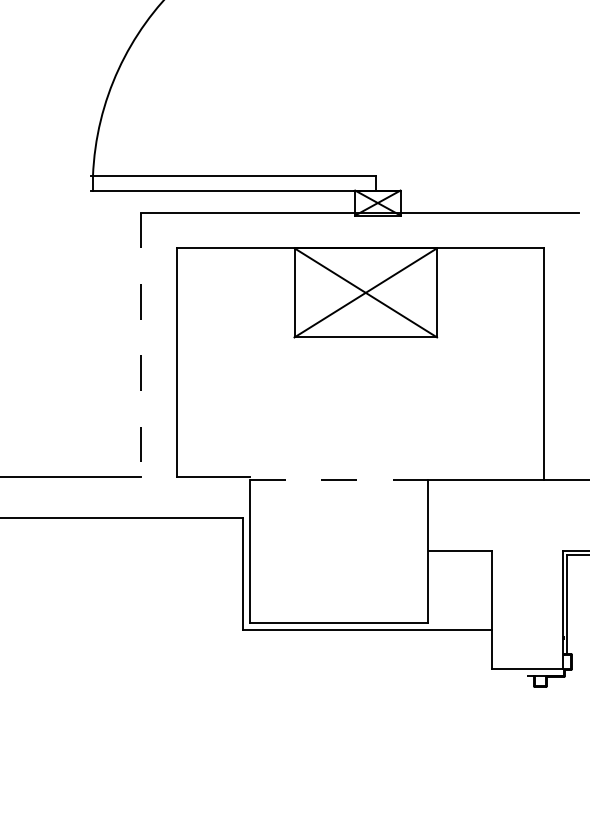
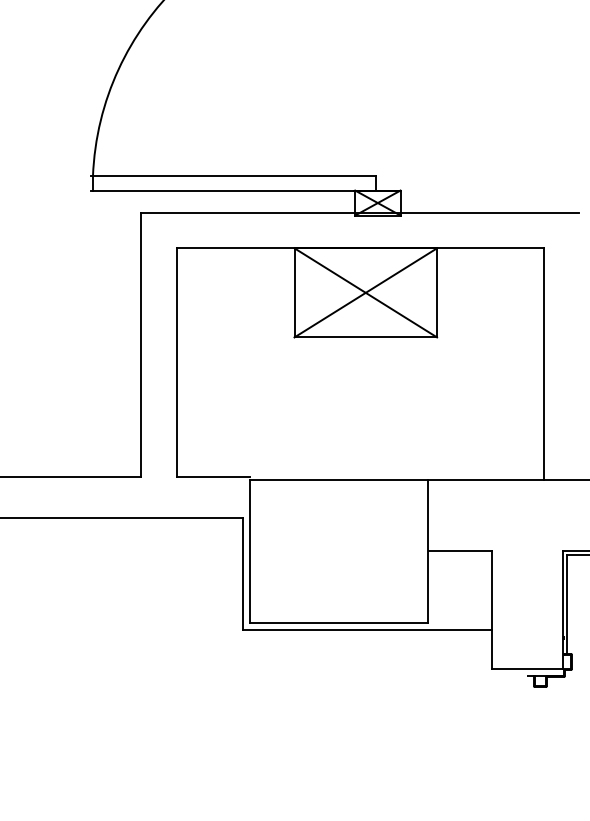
line: dashed -> solid (141, 345)
line: dashed -> solid (339, 479)
